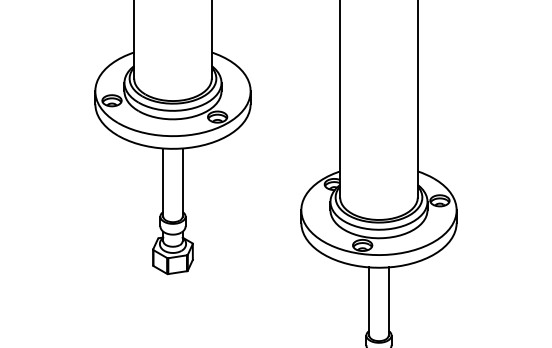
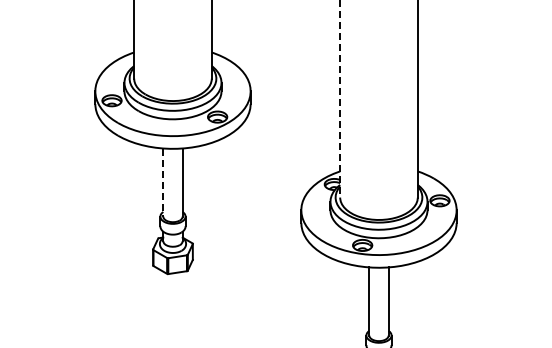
line: solid -> dashed (340, 99)
line: solid -> dashed (163, 183)
